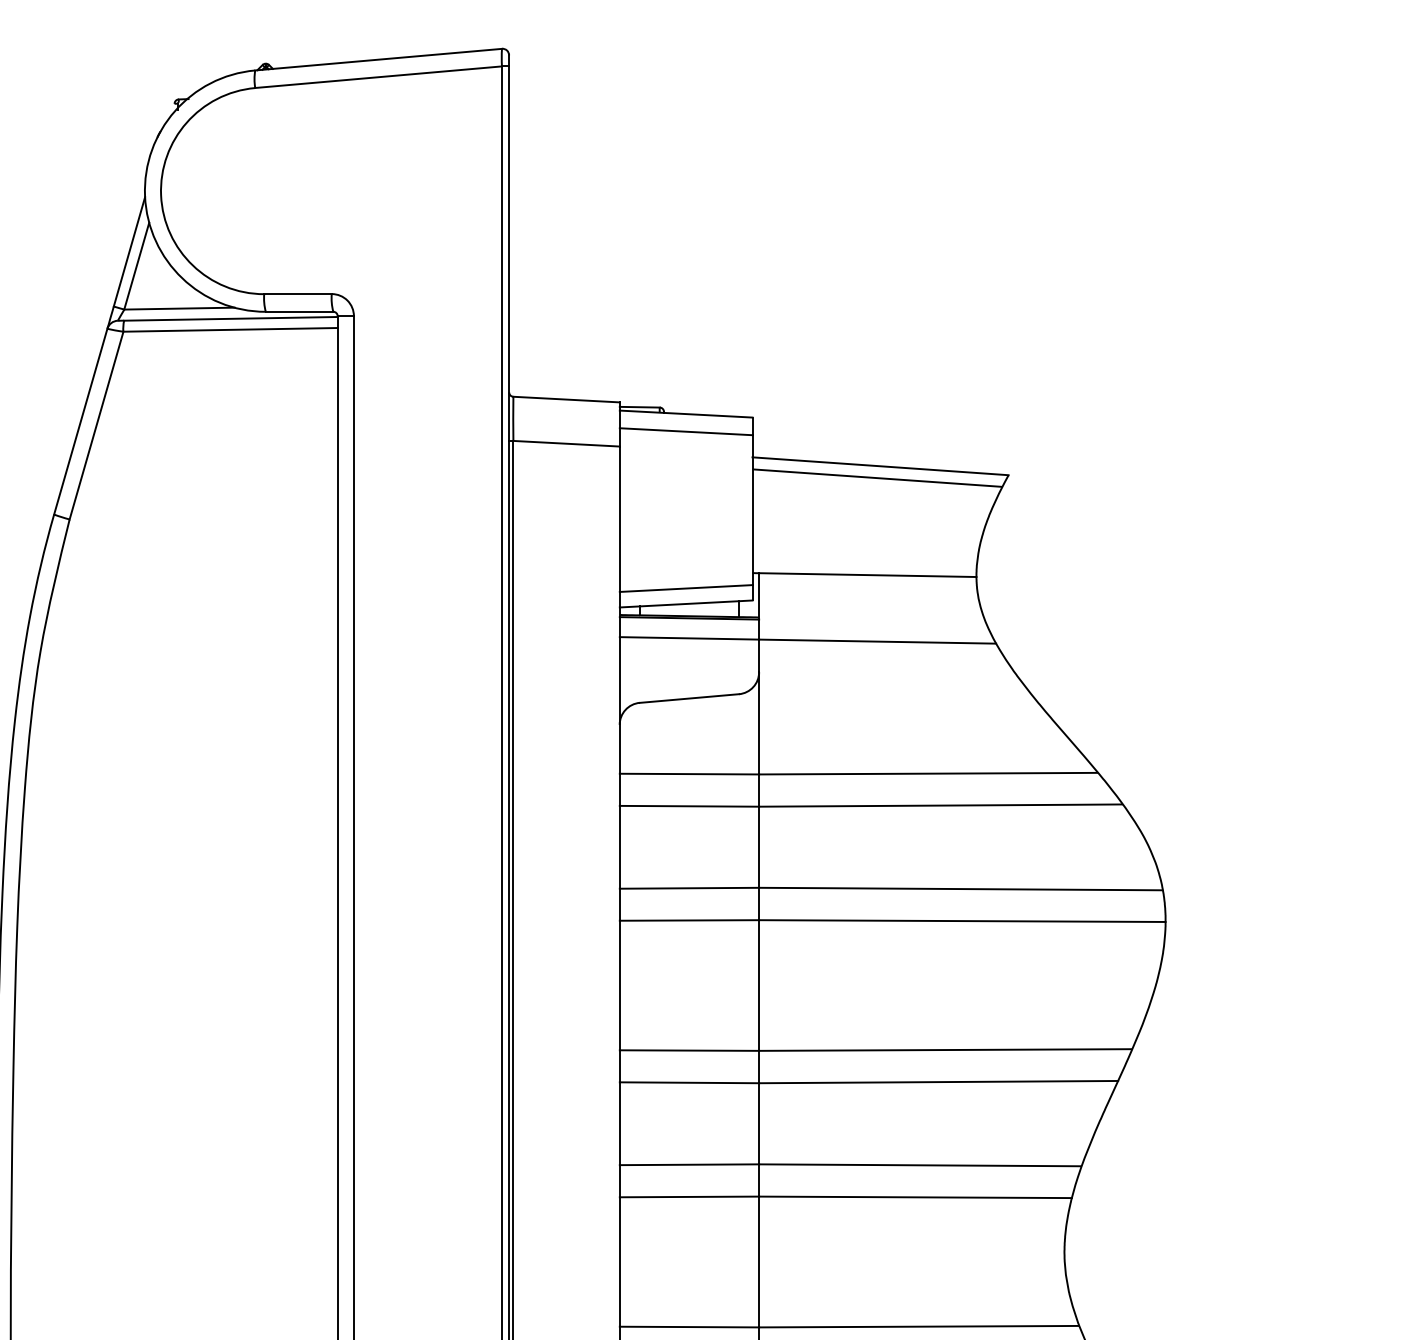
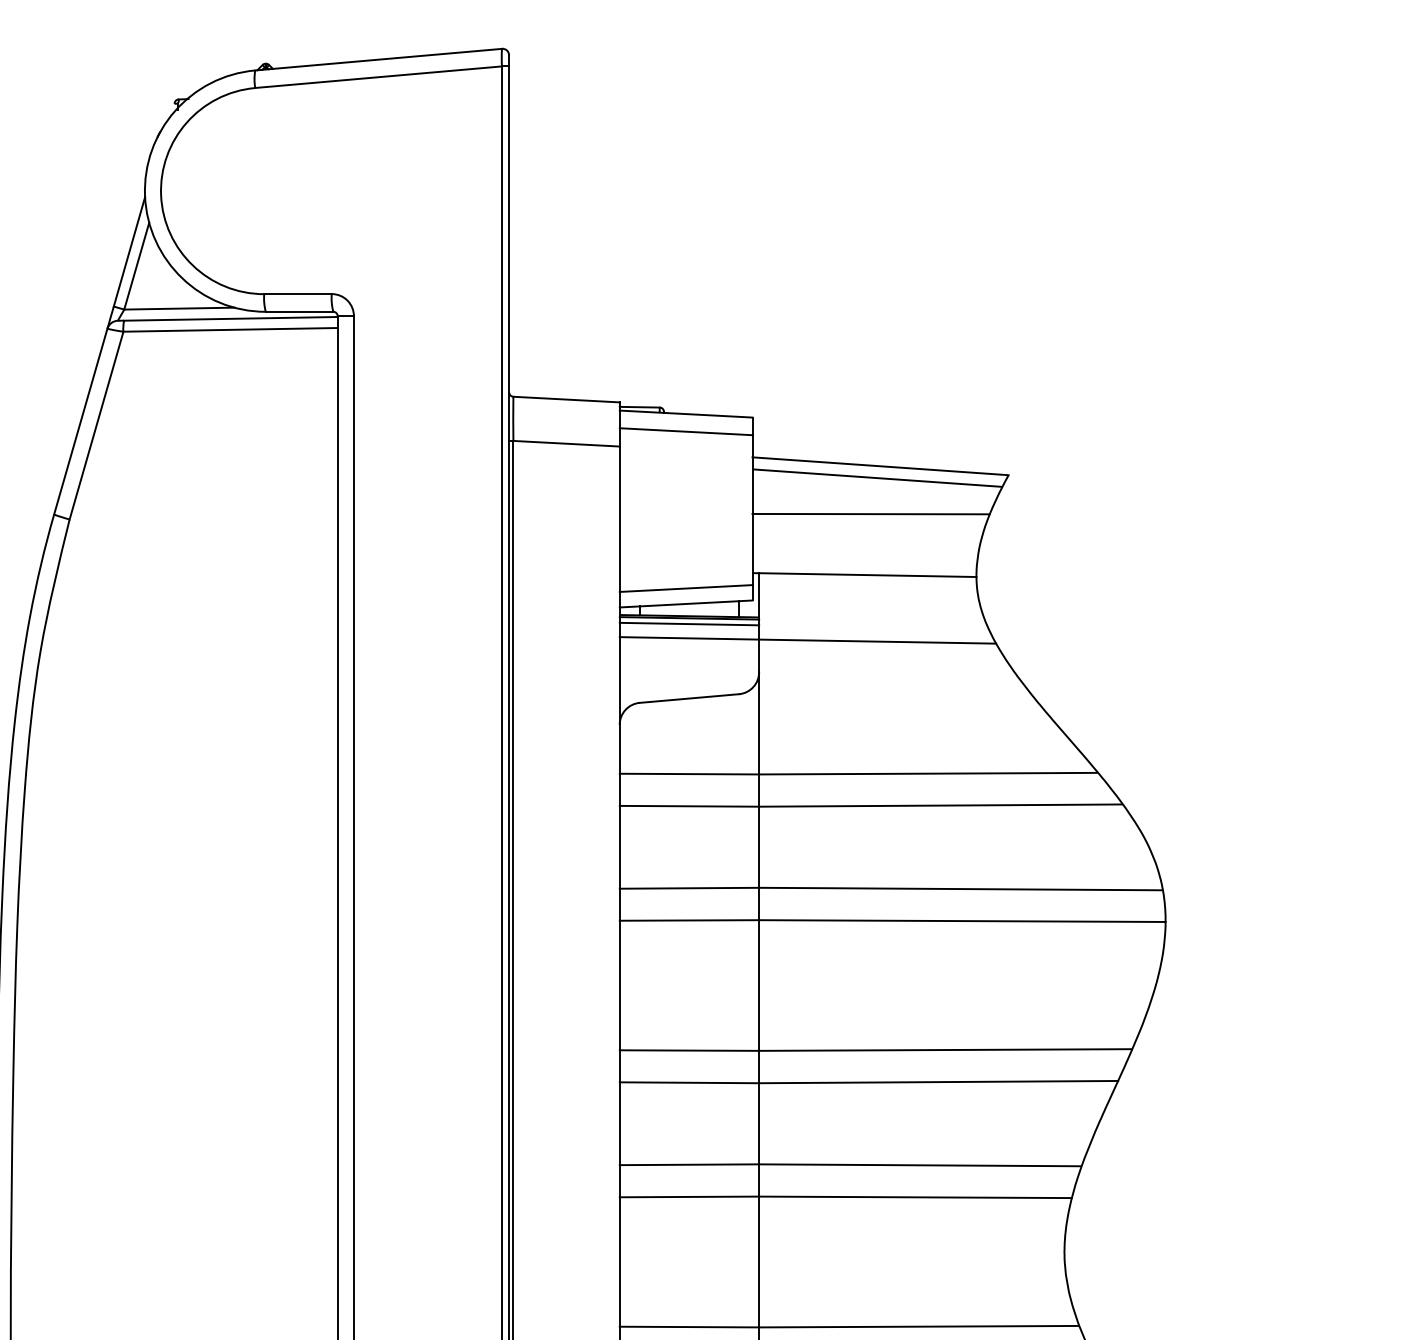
line: none -> present (870, 513)
line: none -> present (689, 623)
